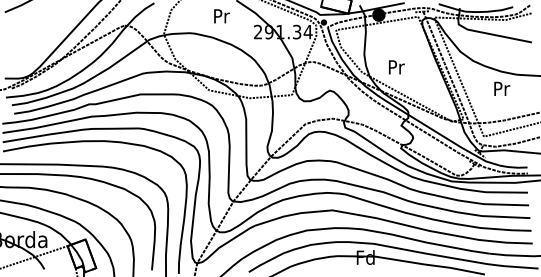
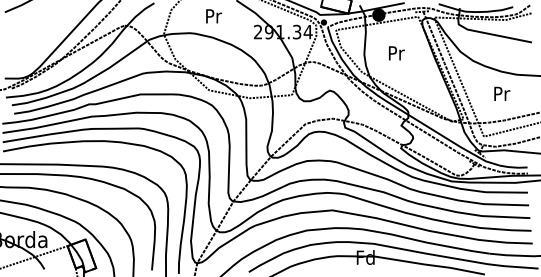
text position: (222, 16) -> (214, 16) (214, 16)
text position: (396, 67) -> (396, 53) (396, 53)
text position: (502, 88) -> (502, 93) (502, 93)
